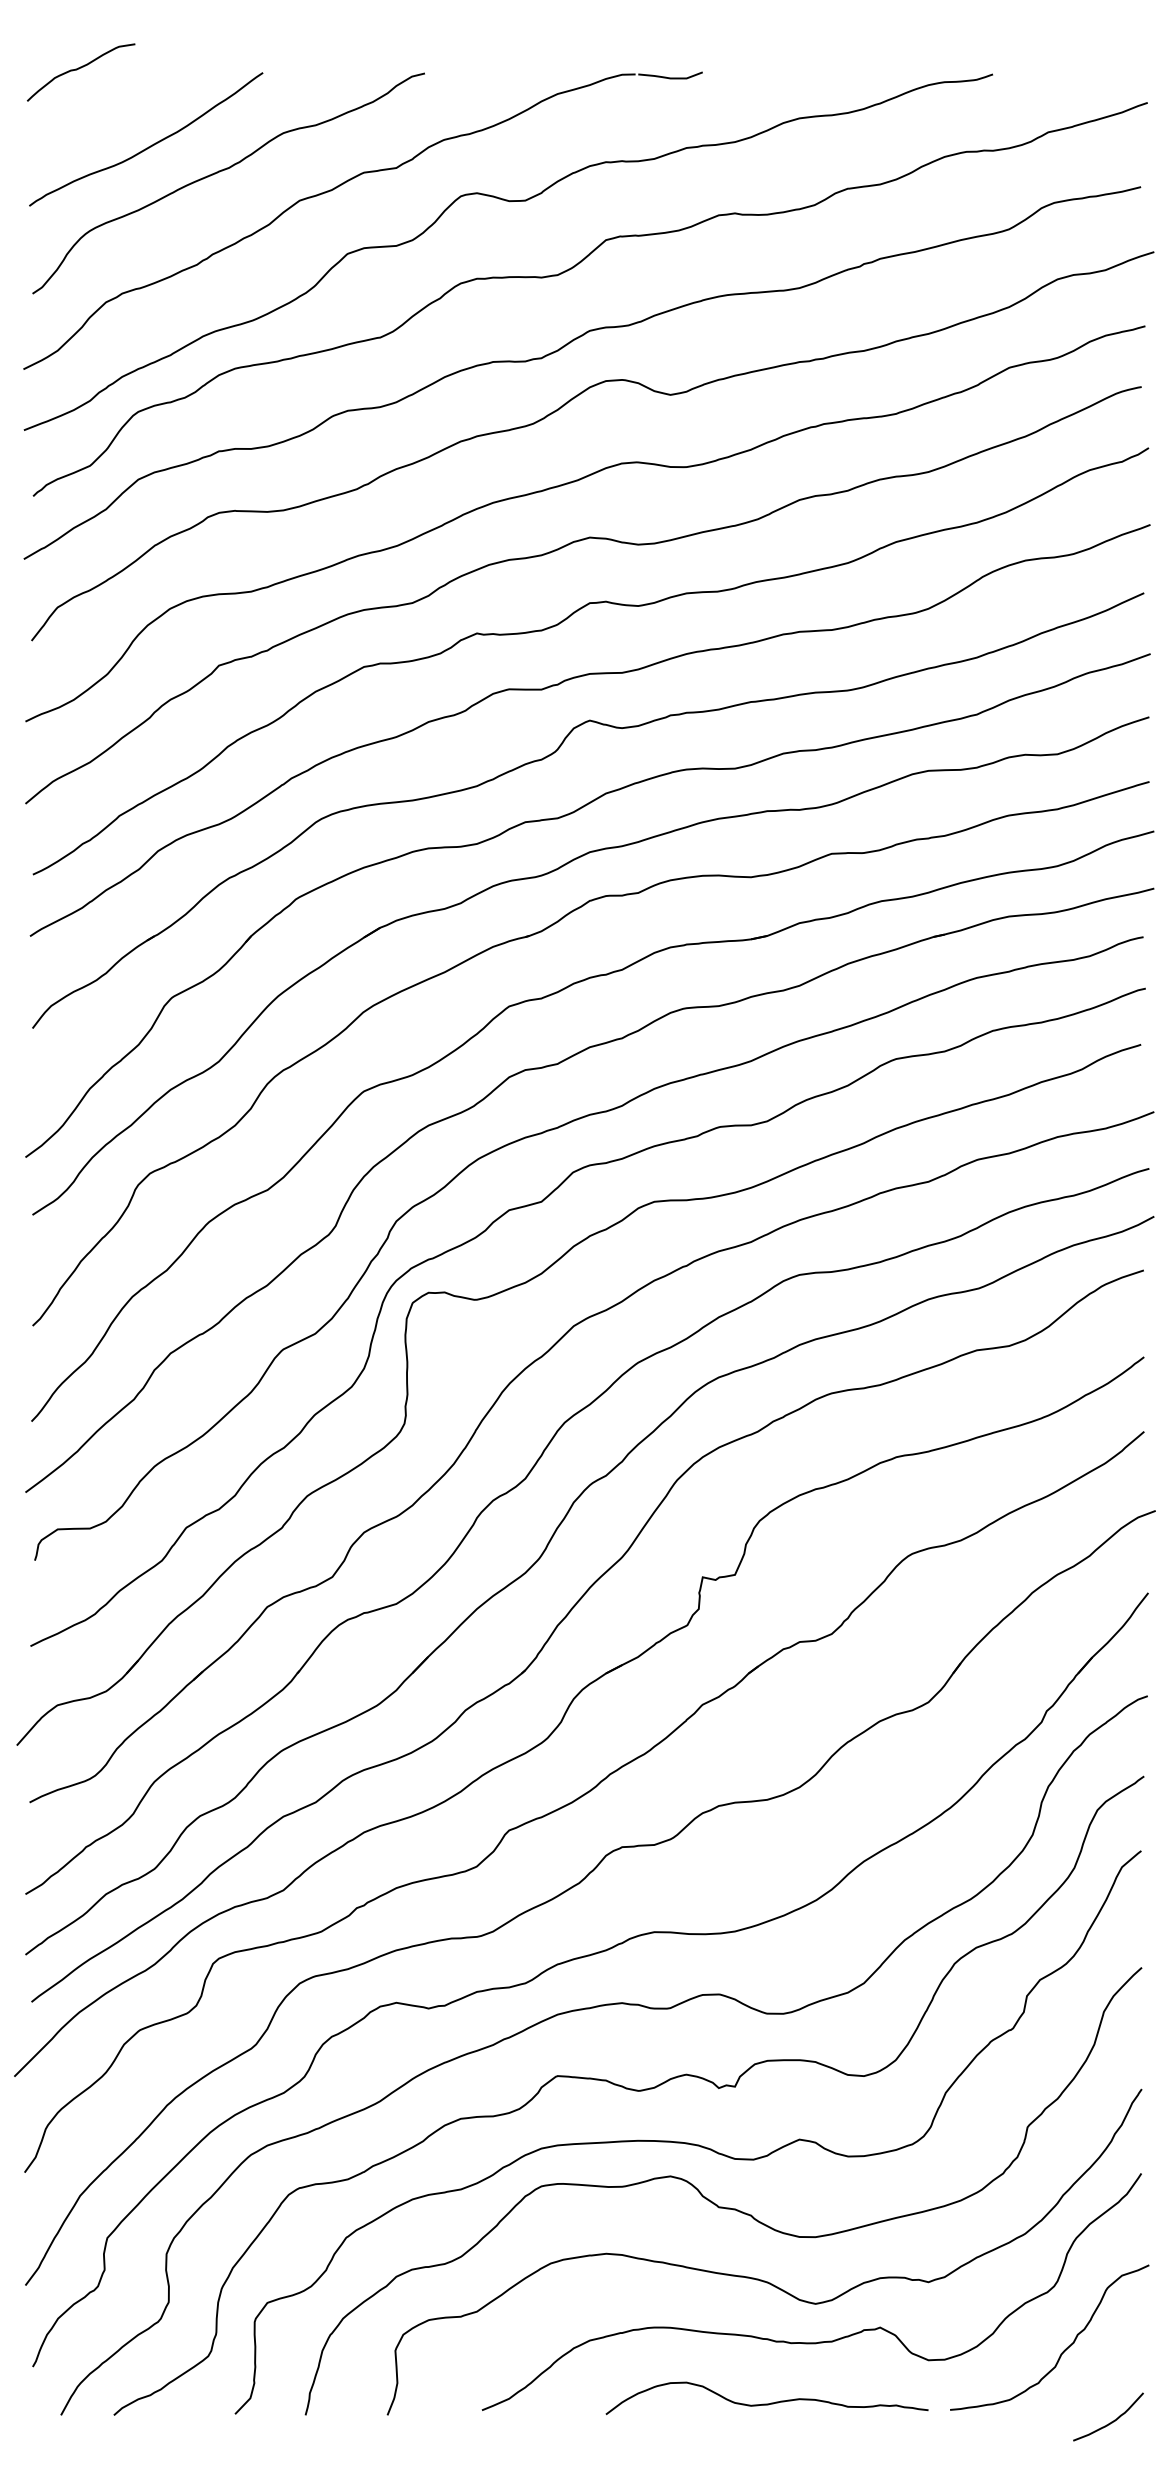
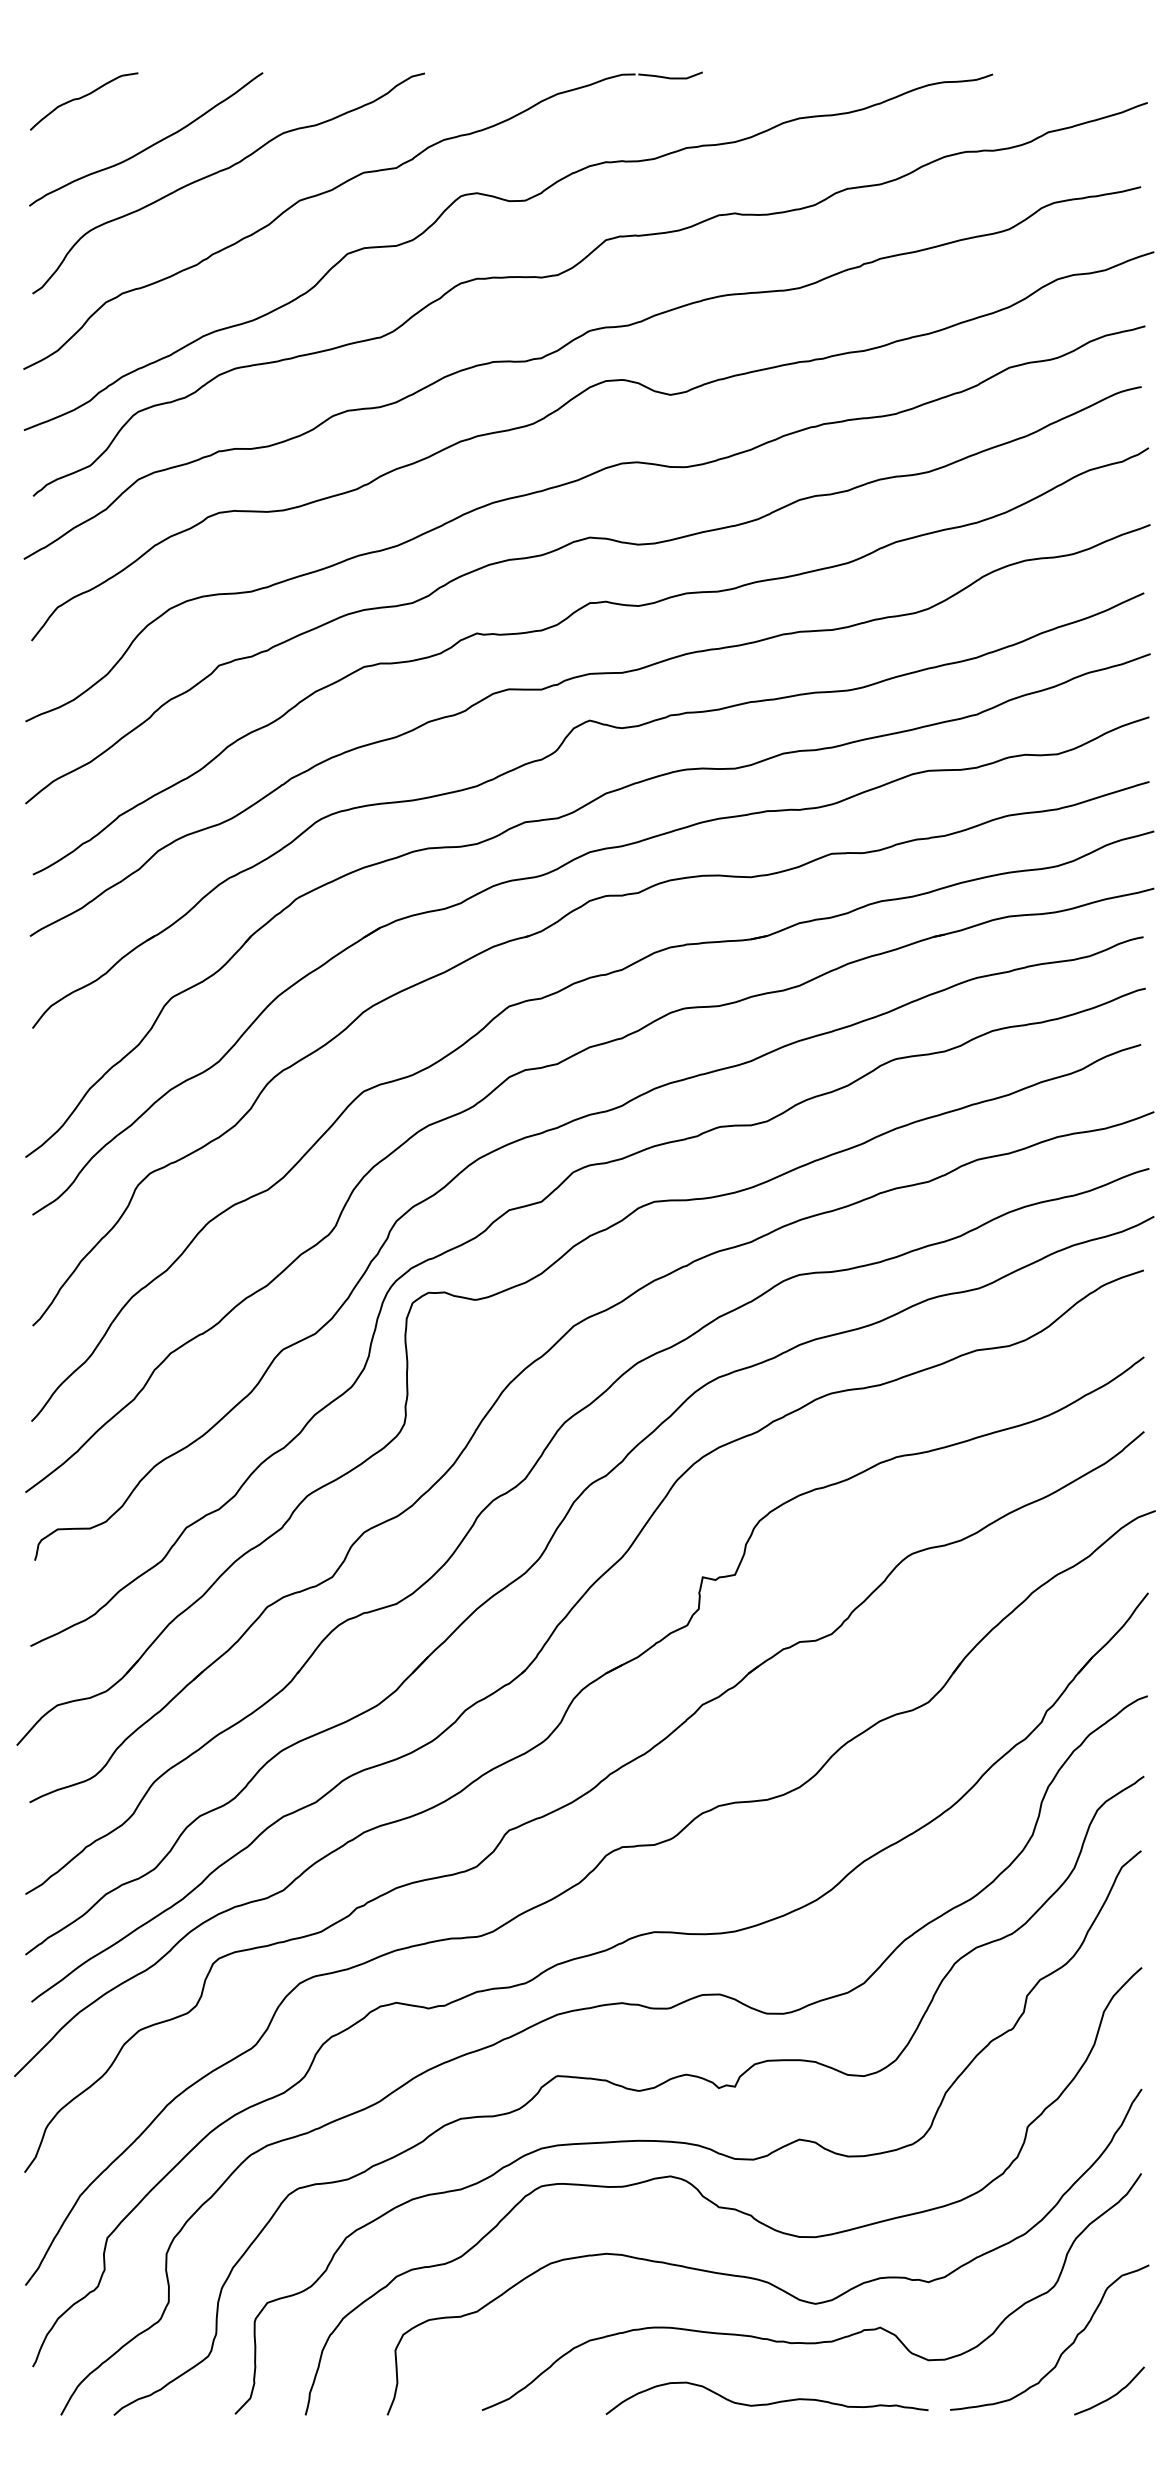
curve position: (79, 69) -> (82, 98) (82, 98)
curve position: (1111, 2421) -> (1112, 2395) (1112, 2395)
